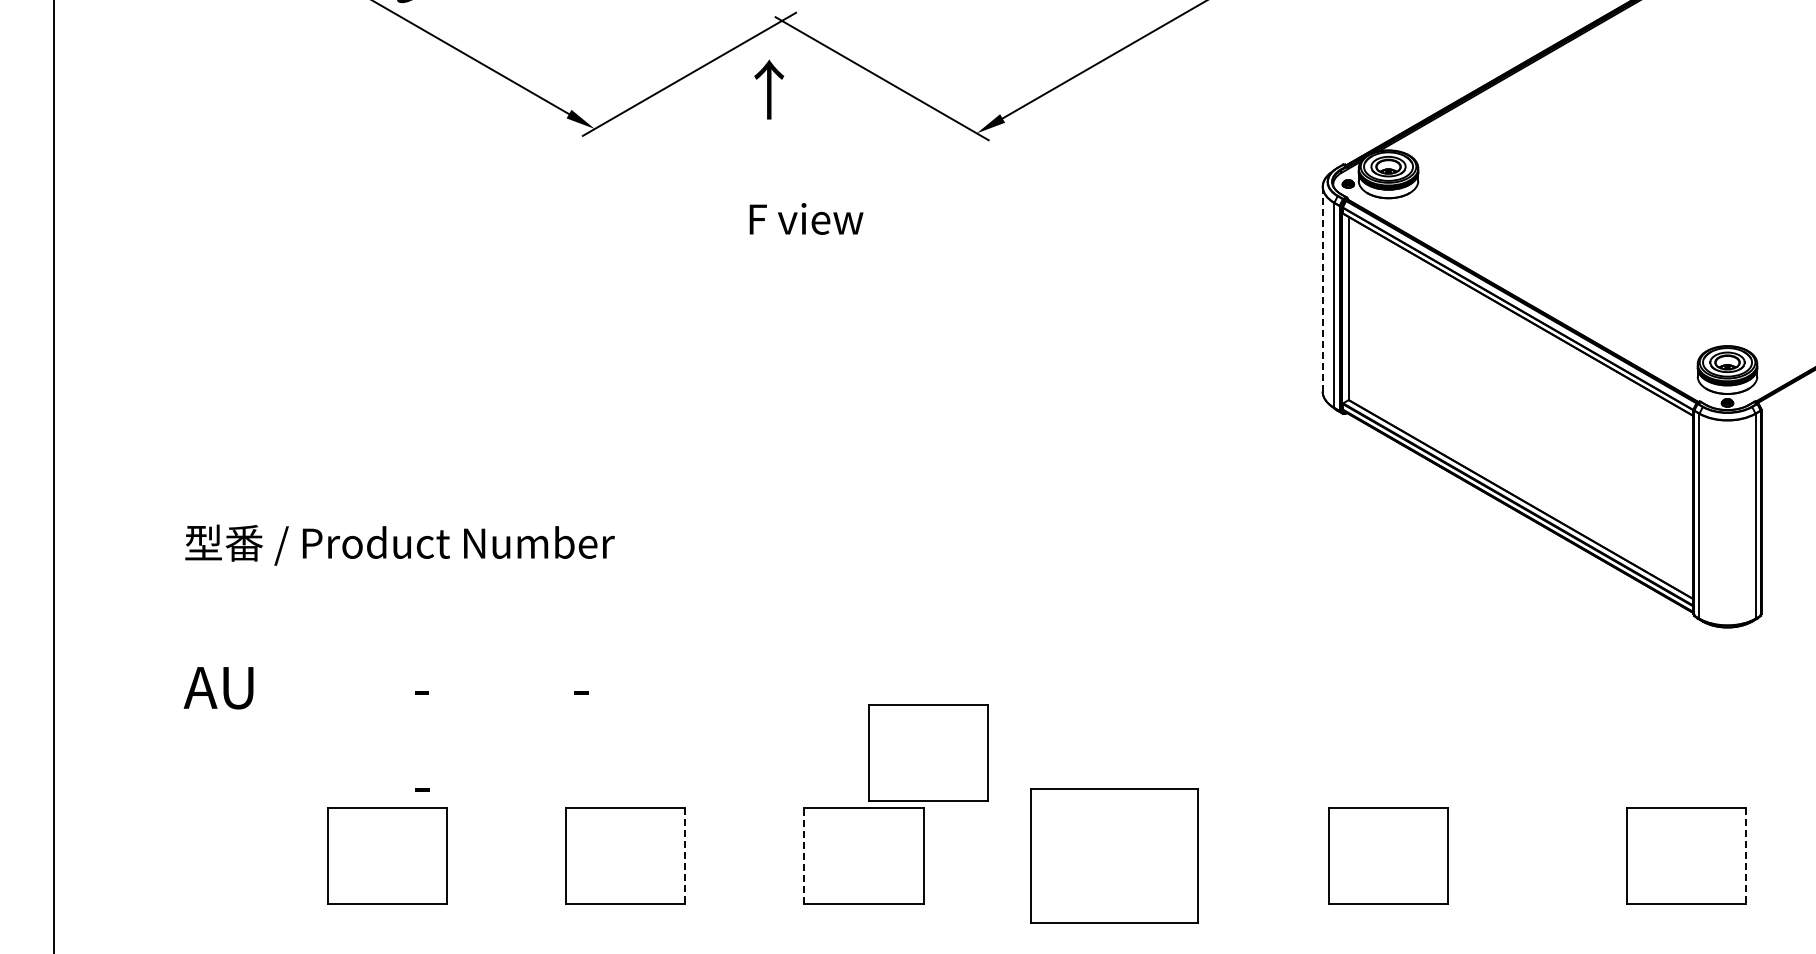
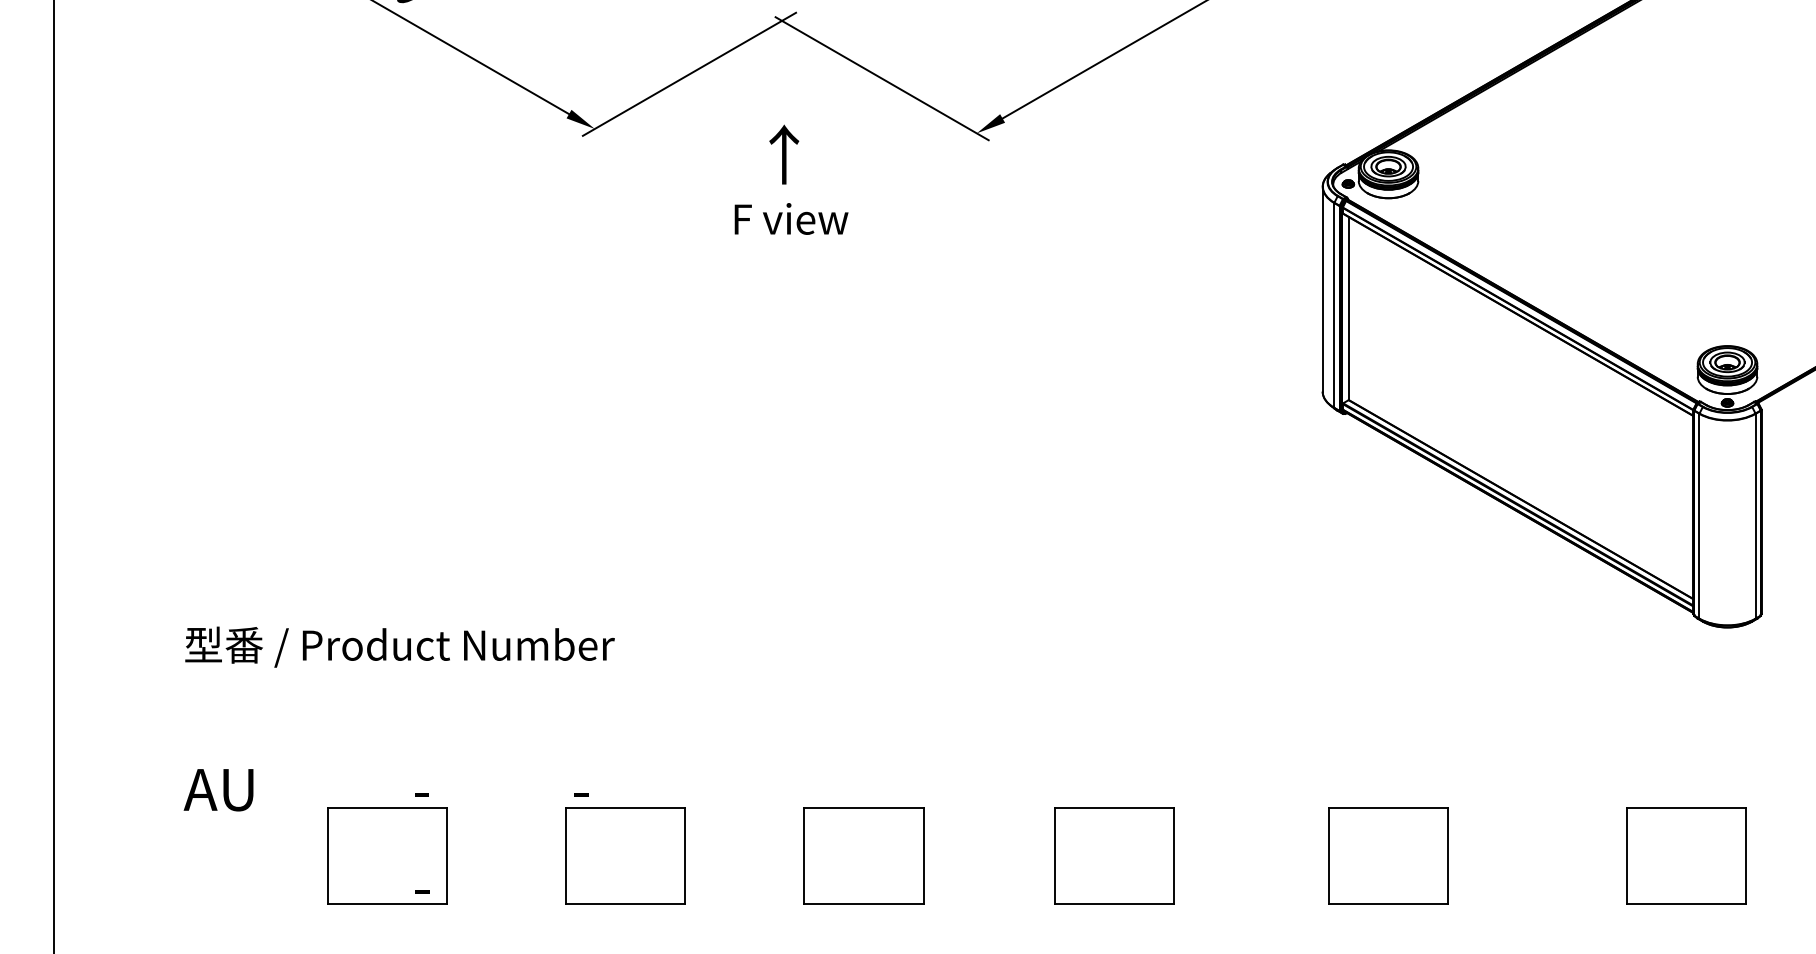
text position: (769, 89) -> (784, 154) (784, 154)
text position: (806, 218) -> (791, 218) (791, 218)
line: dashed -> solid (1322, 289)
text position: (398, 657) -> (398, 759) (398, 759)
part: present -> none (928, 752)
line: dashed -> solid (685, 855)
line: dashed -> solid (804, 855)
part size: 169x136 px -> 121x98 px (1114, 855)
line: dashed -> solid (1745, 855)
